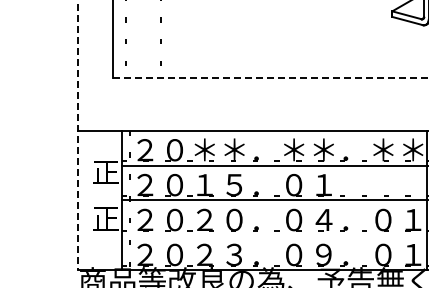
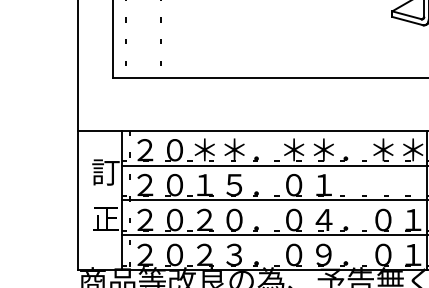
line: dashed -> solid (270, 78)
line: dashed -> solid (77, 135)
text: 正 -> 訂 (105, 172)
line: none -> present (273, 235)
